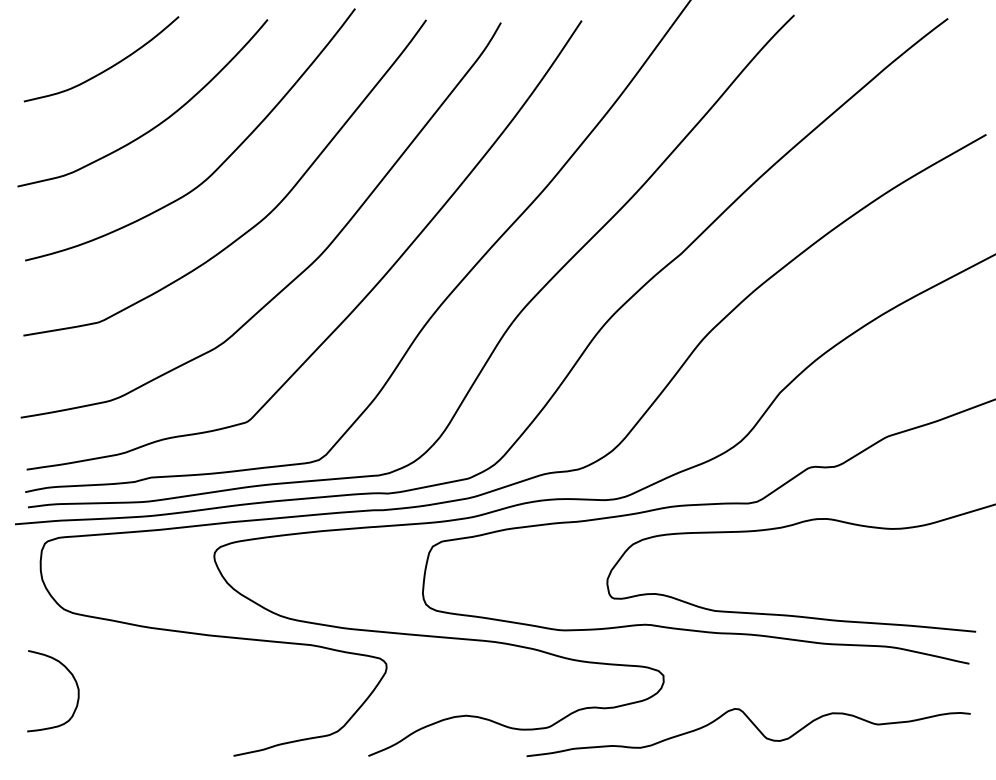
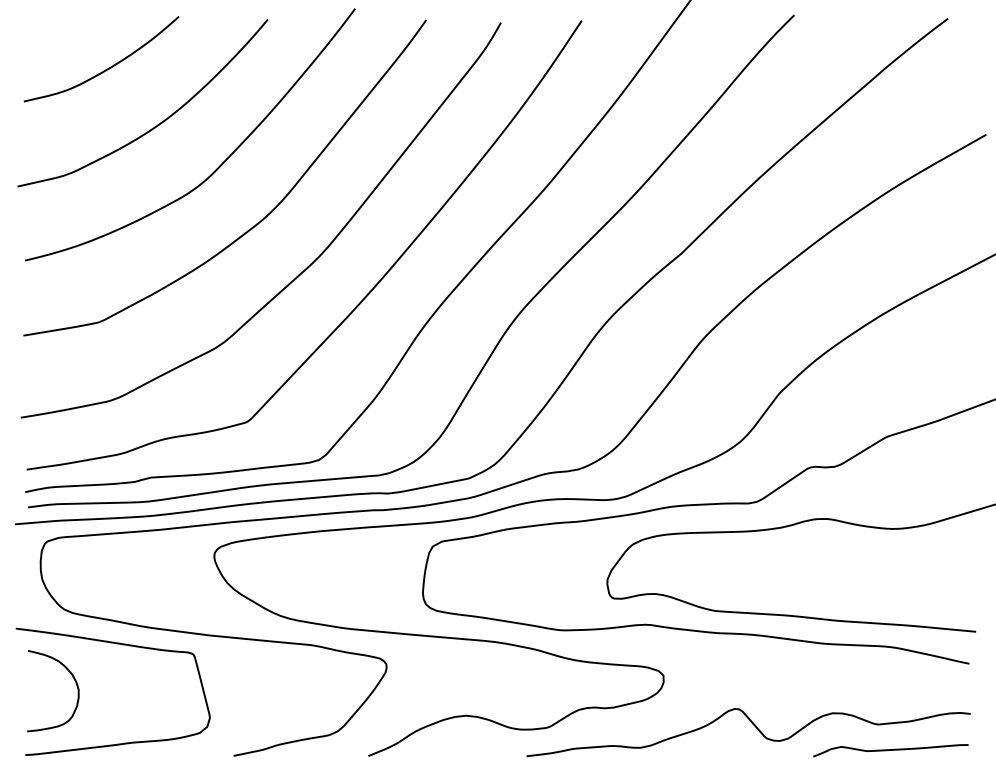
curve: none -> present (122, 645)
curve: none -> present (890, 750)
